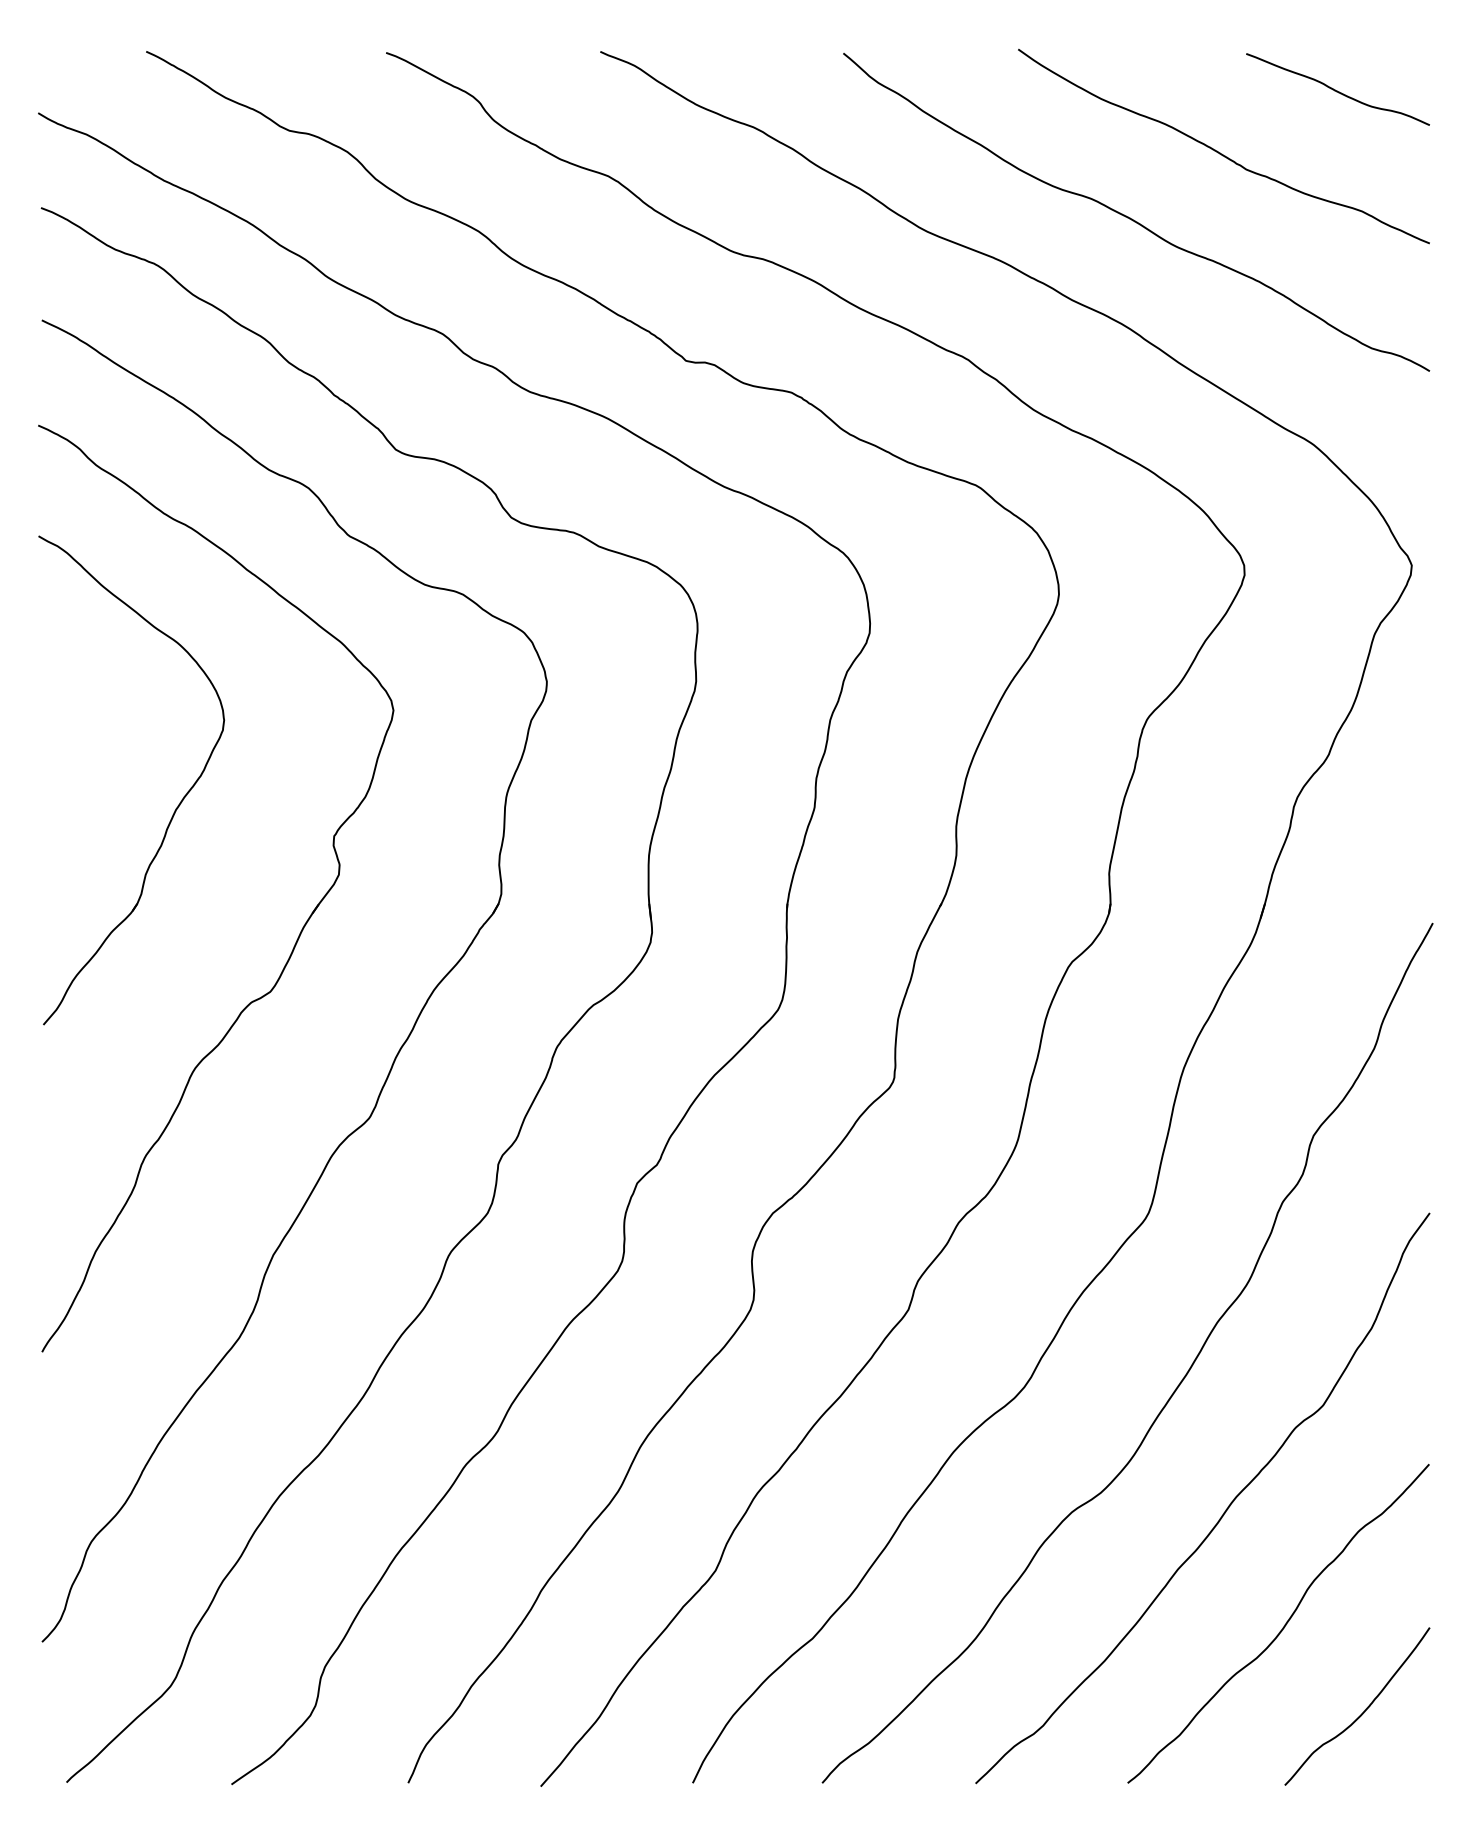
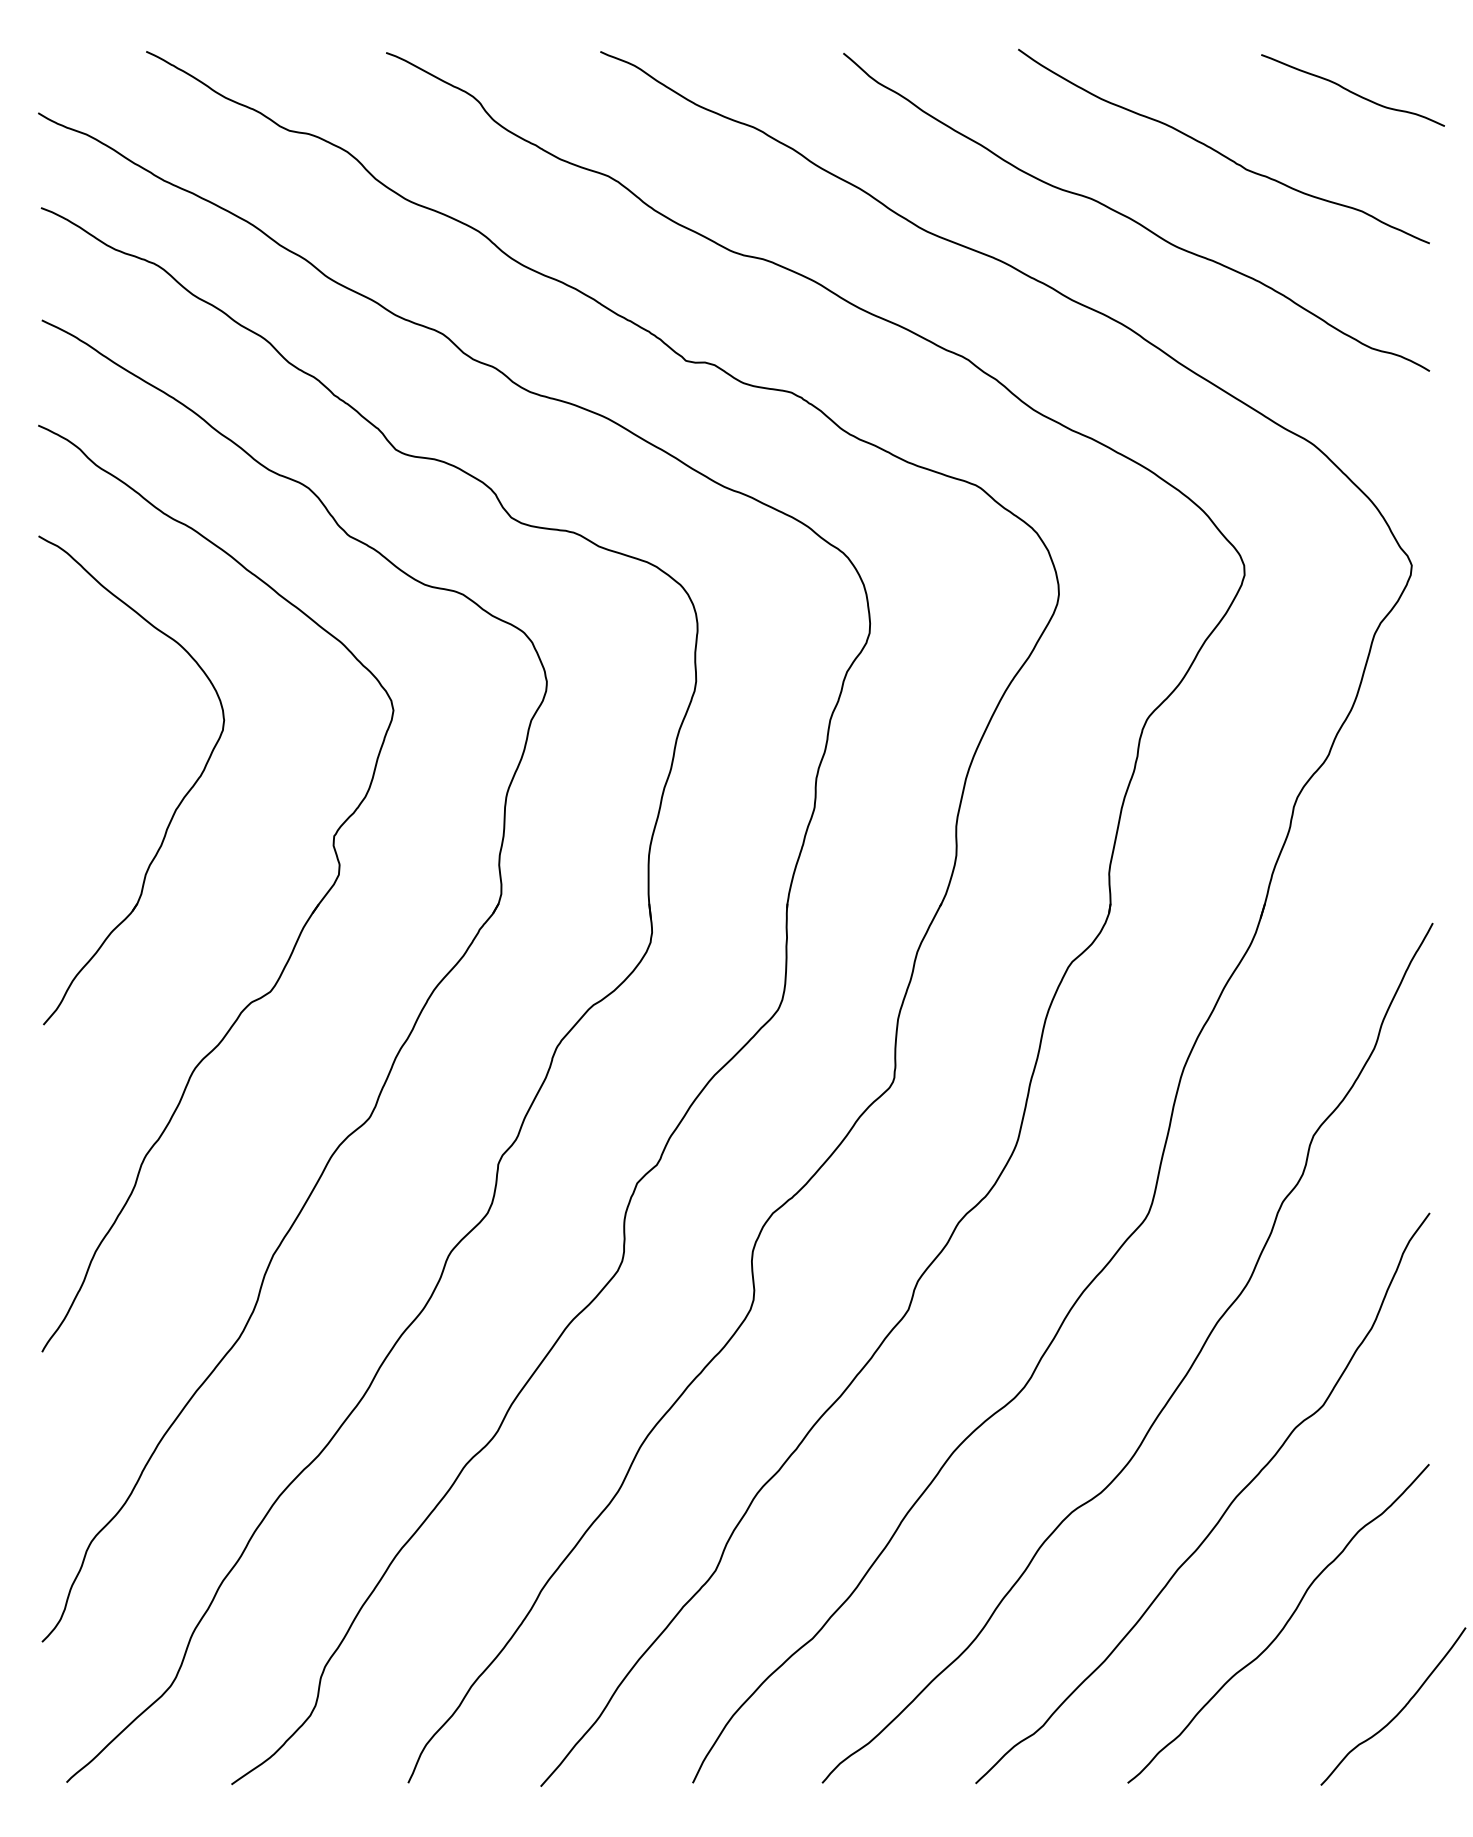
curve position: (1337, 90) -> (1352, 91) (1352, 91)
curve position: (1363, 1711) -> (1399, 1711) (1399, 1711)
